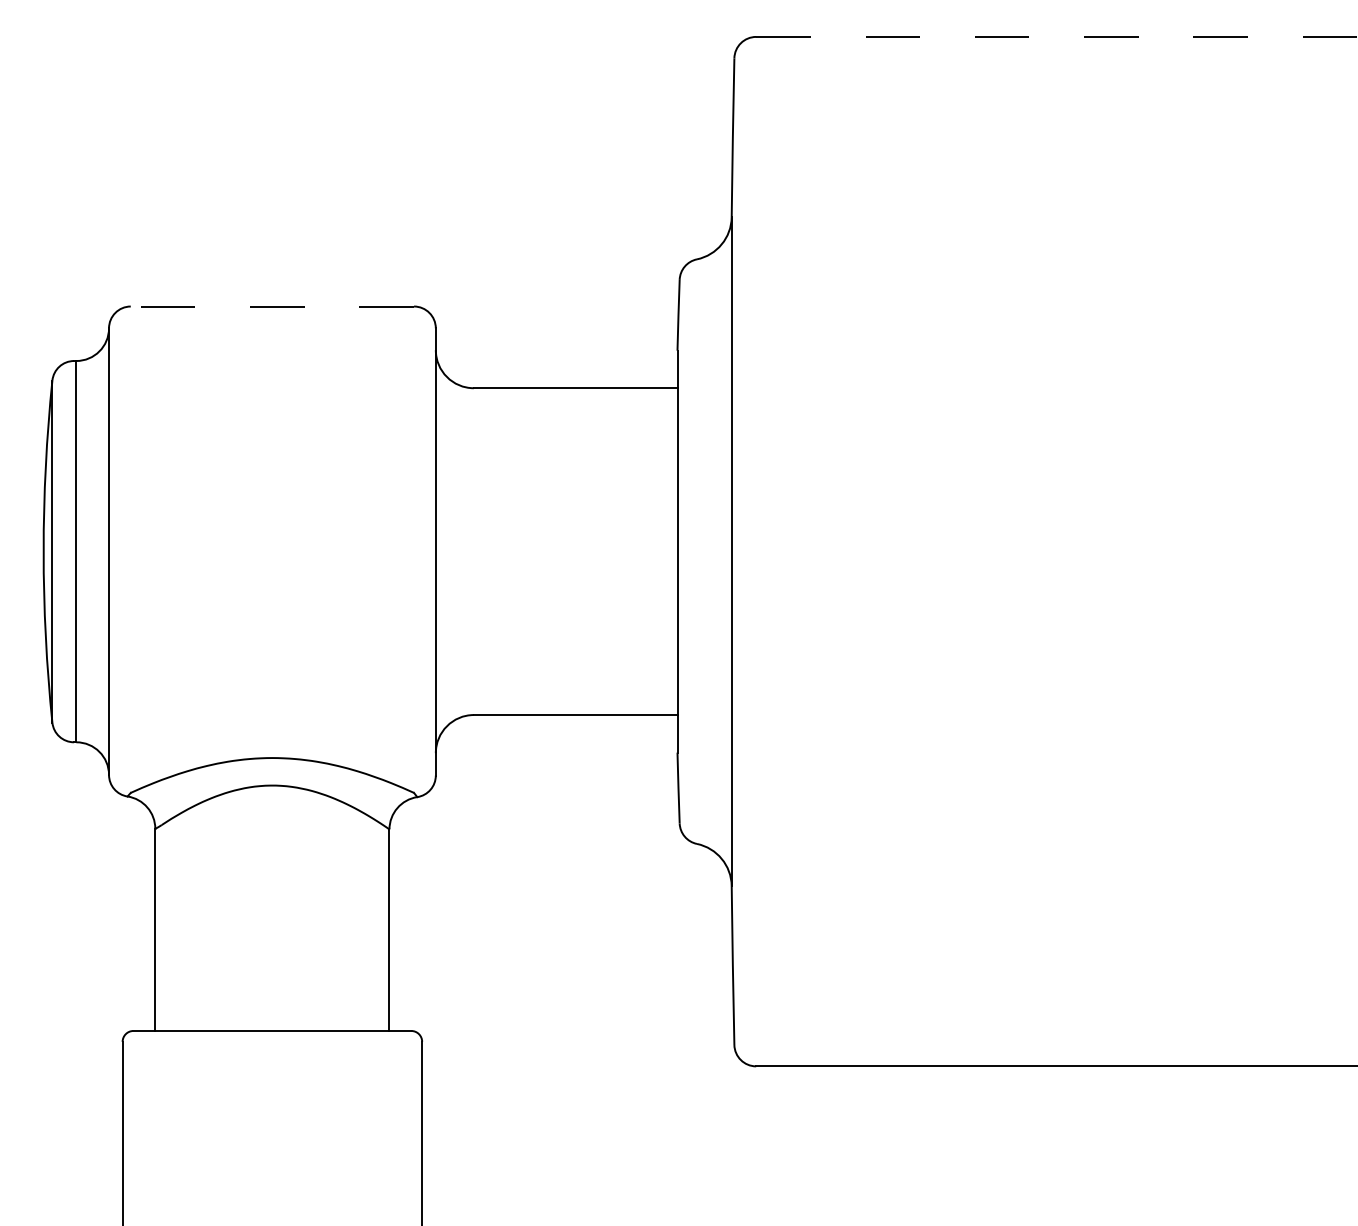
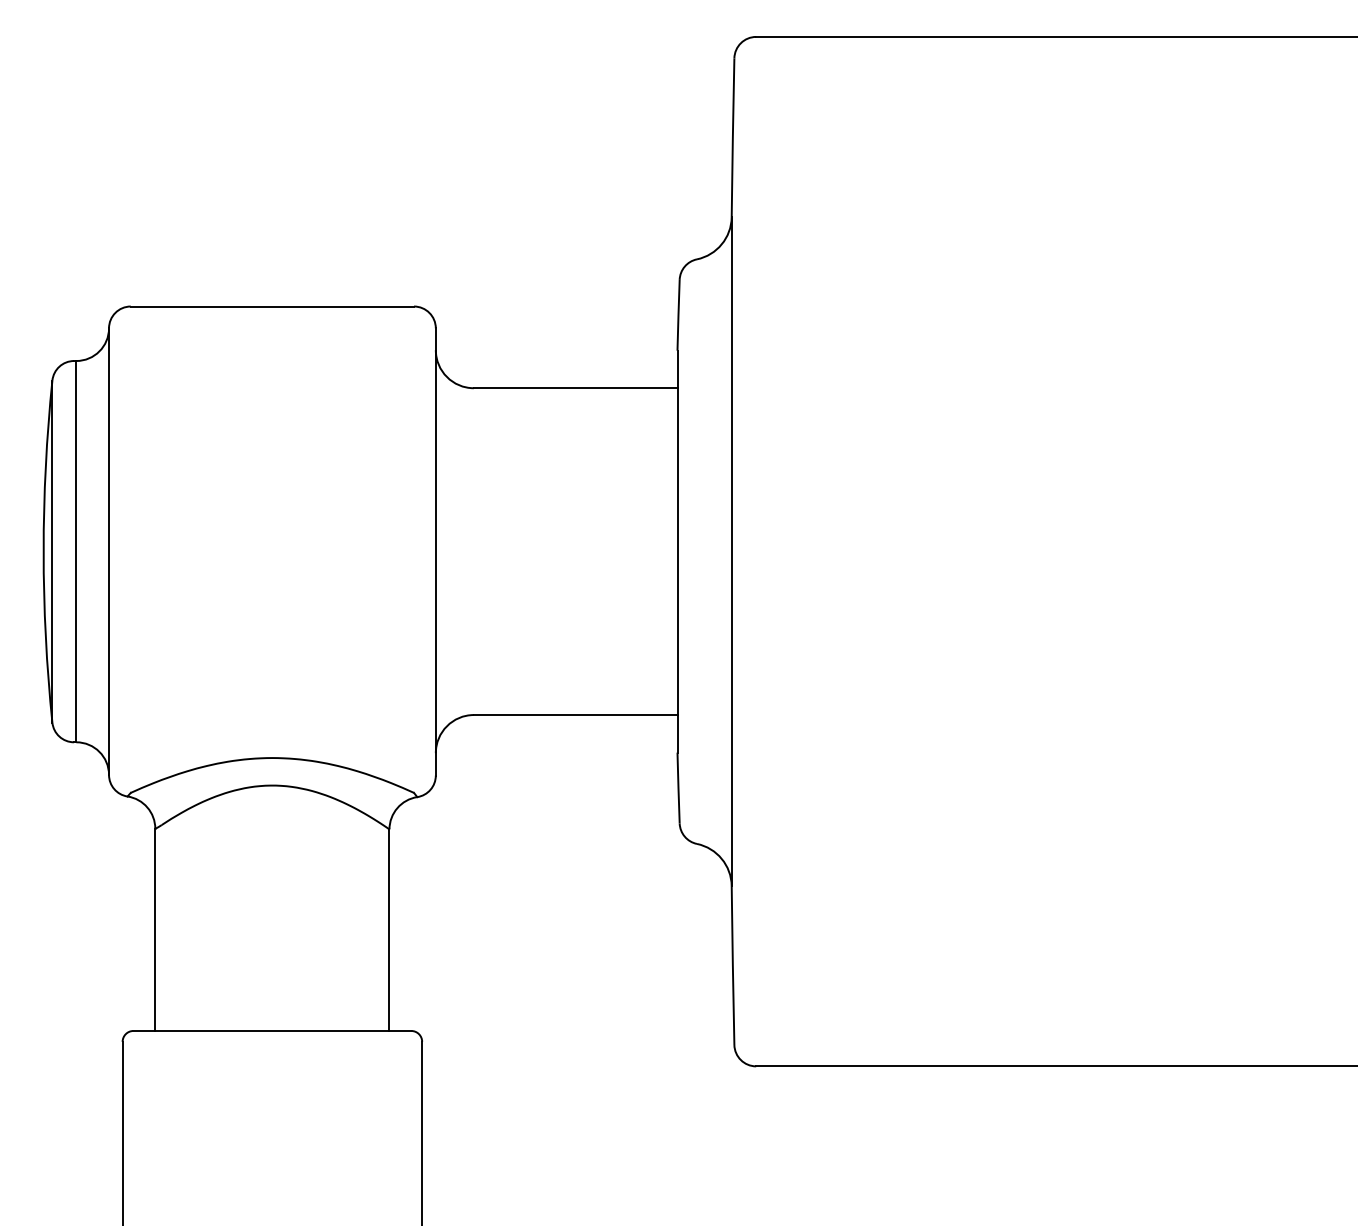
line: dashed -> solid (1057, 36)
line: dashed -> solid (272, 306)
